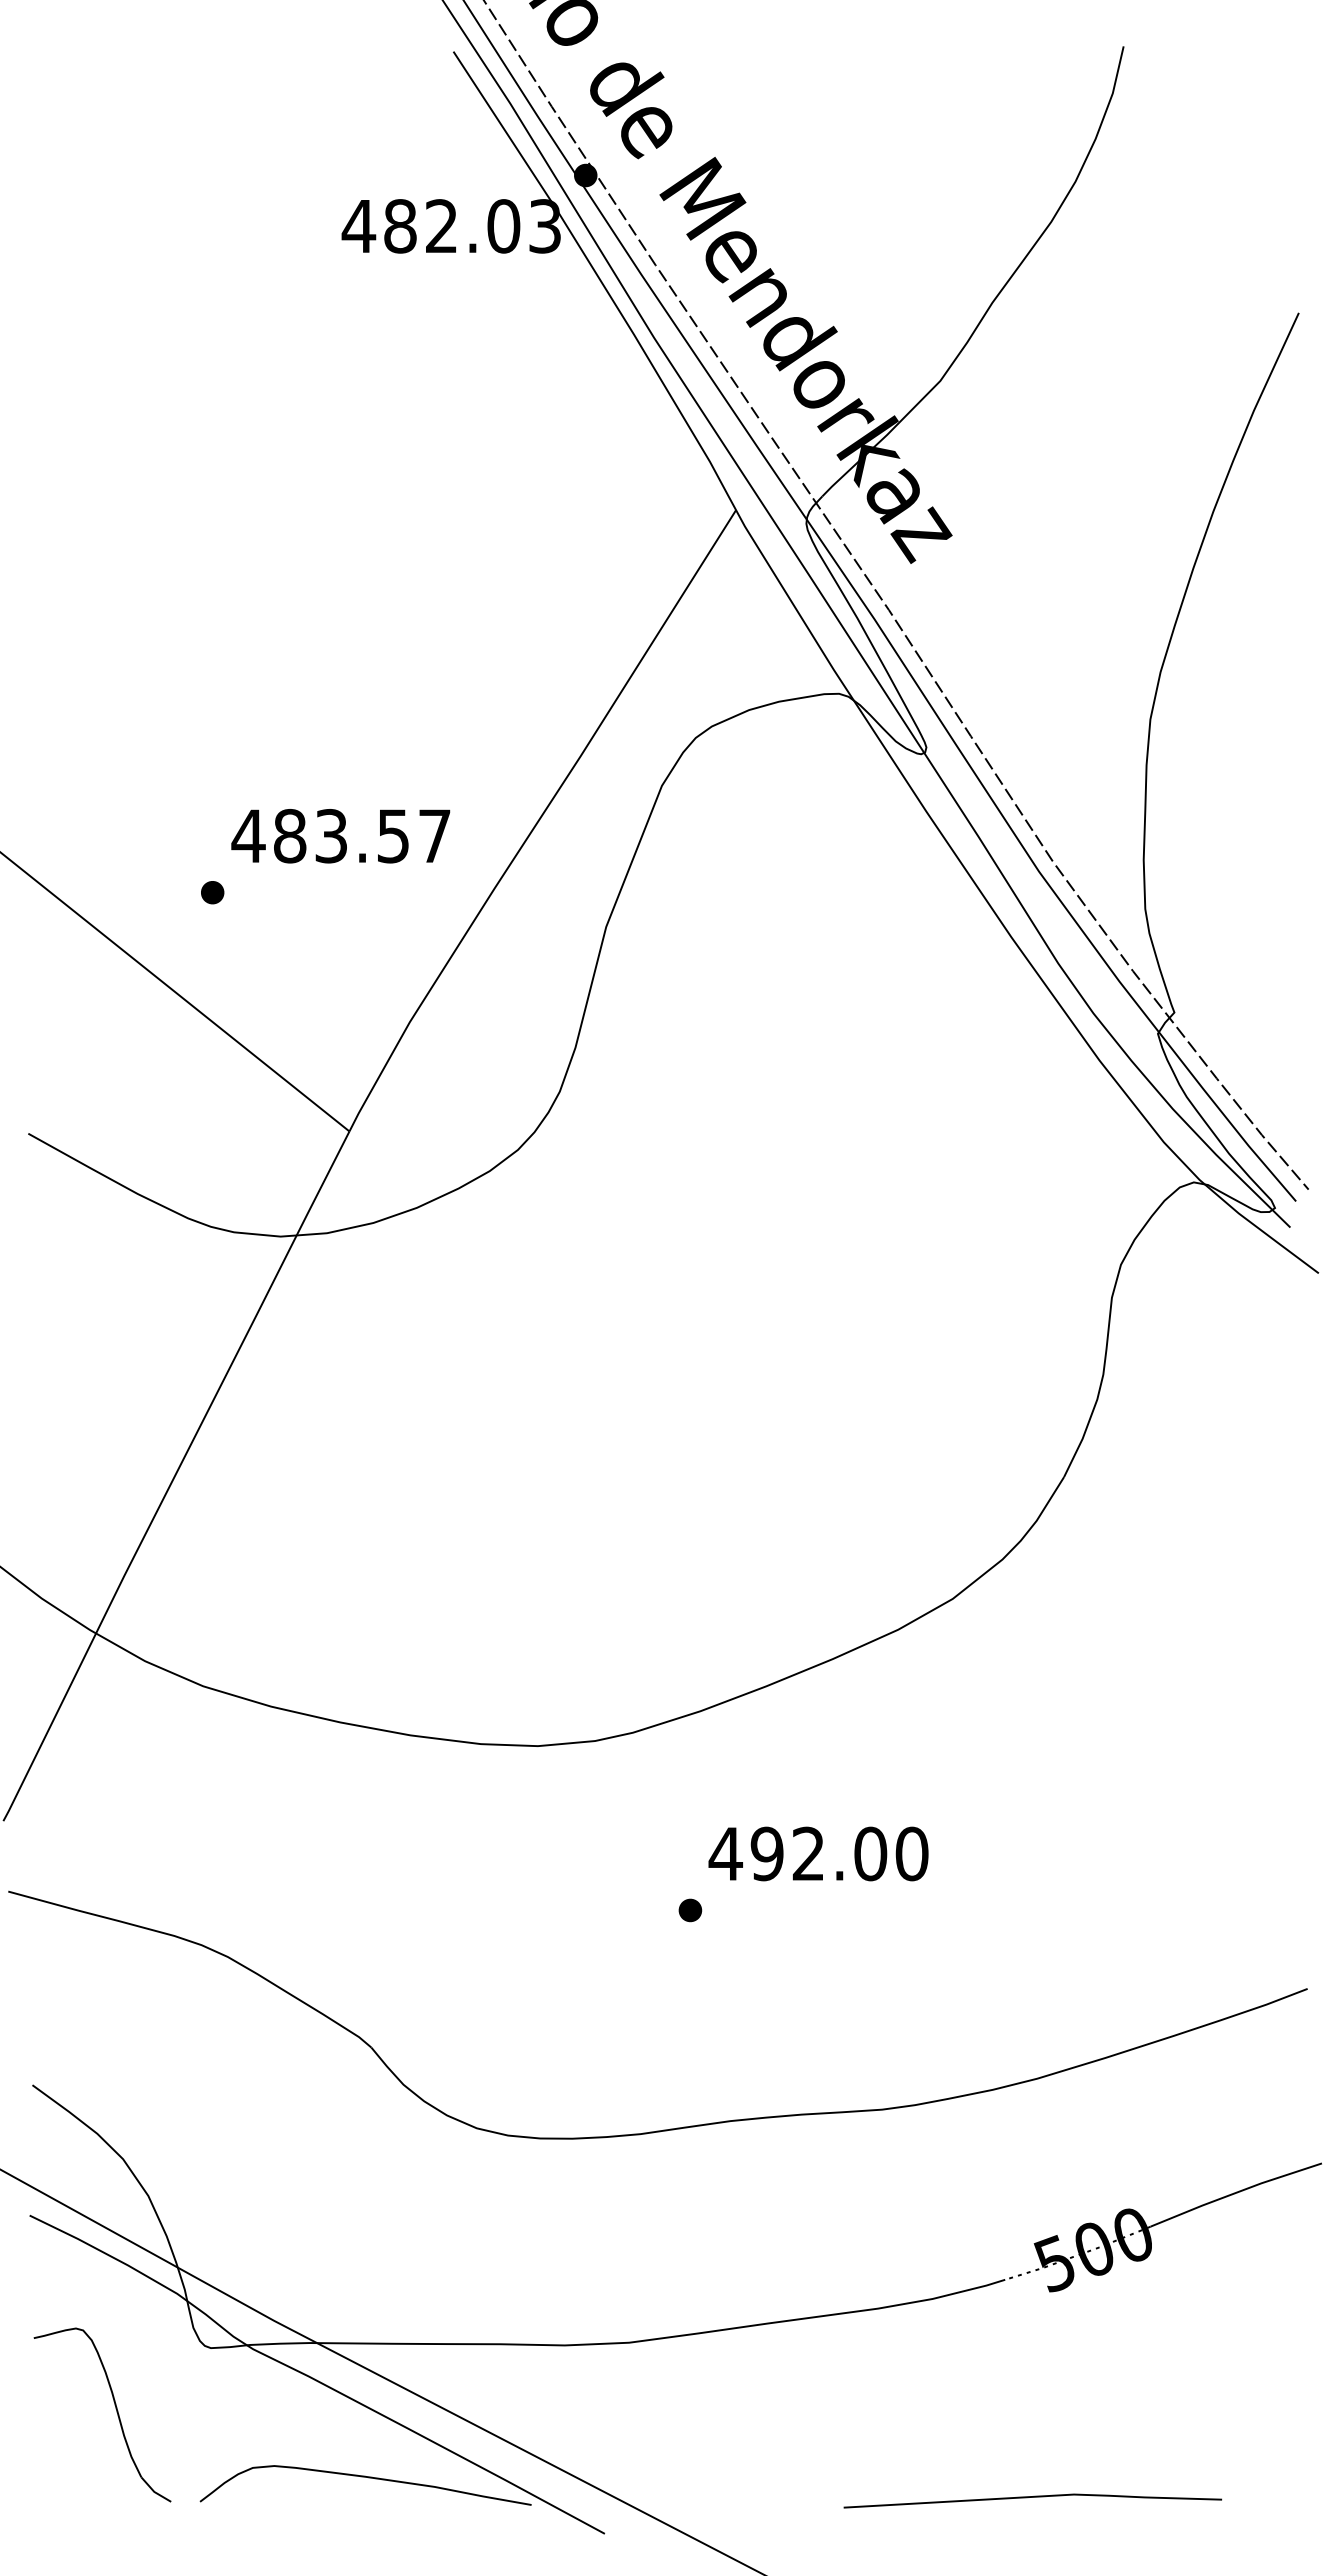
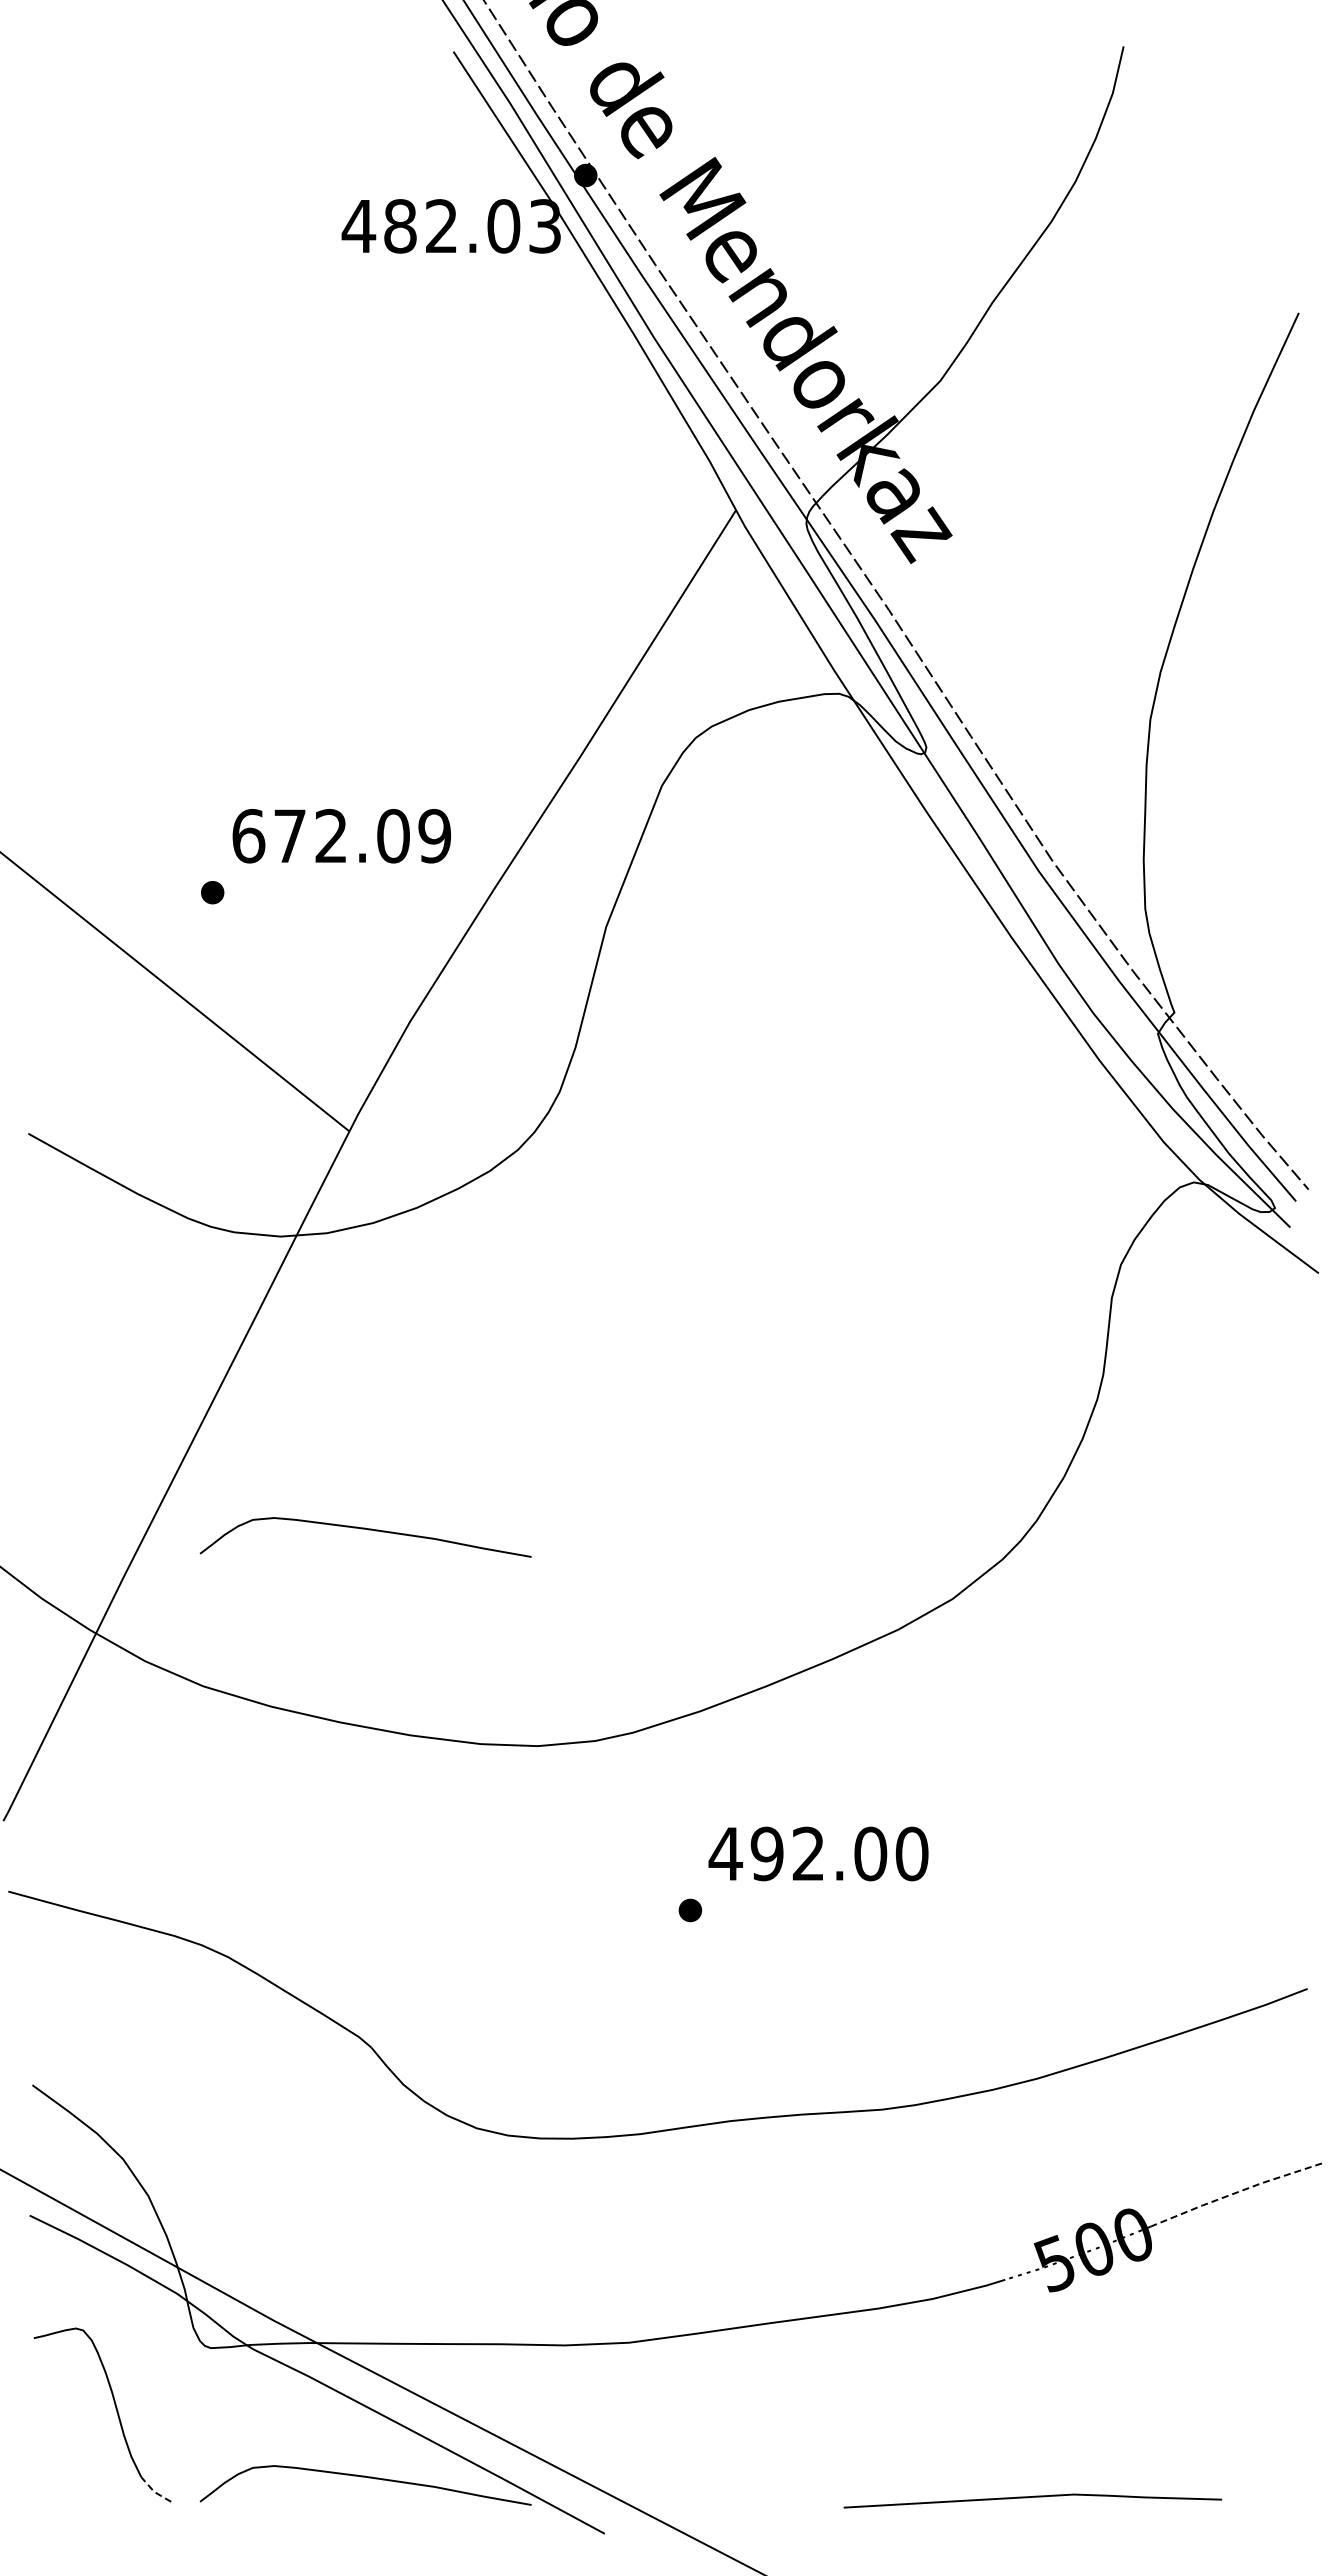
text: 483.57 -> 672.09 (341, 836)
curve: none -> present (368, 1530)
line: solid -> dashed (1235, 2193)
line: solid -> dashed (154, 2491)
